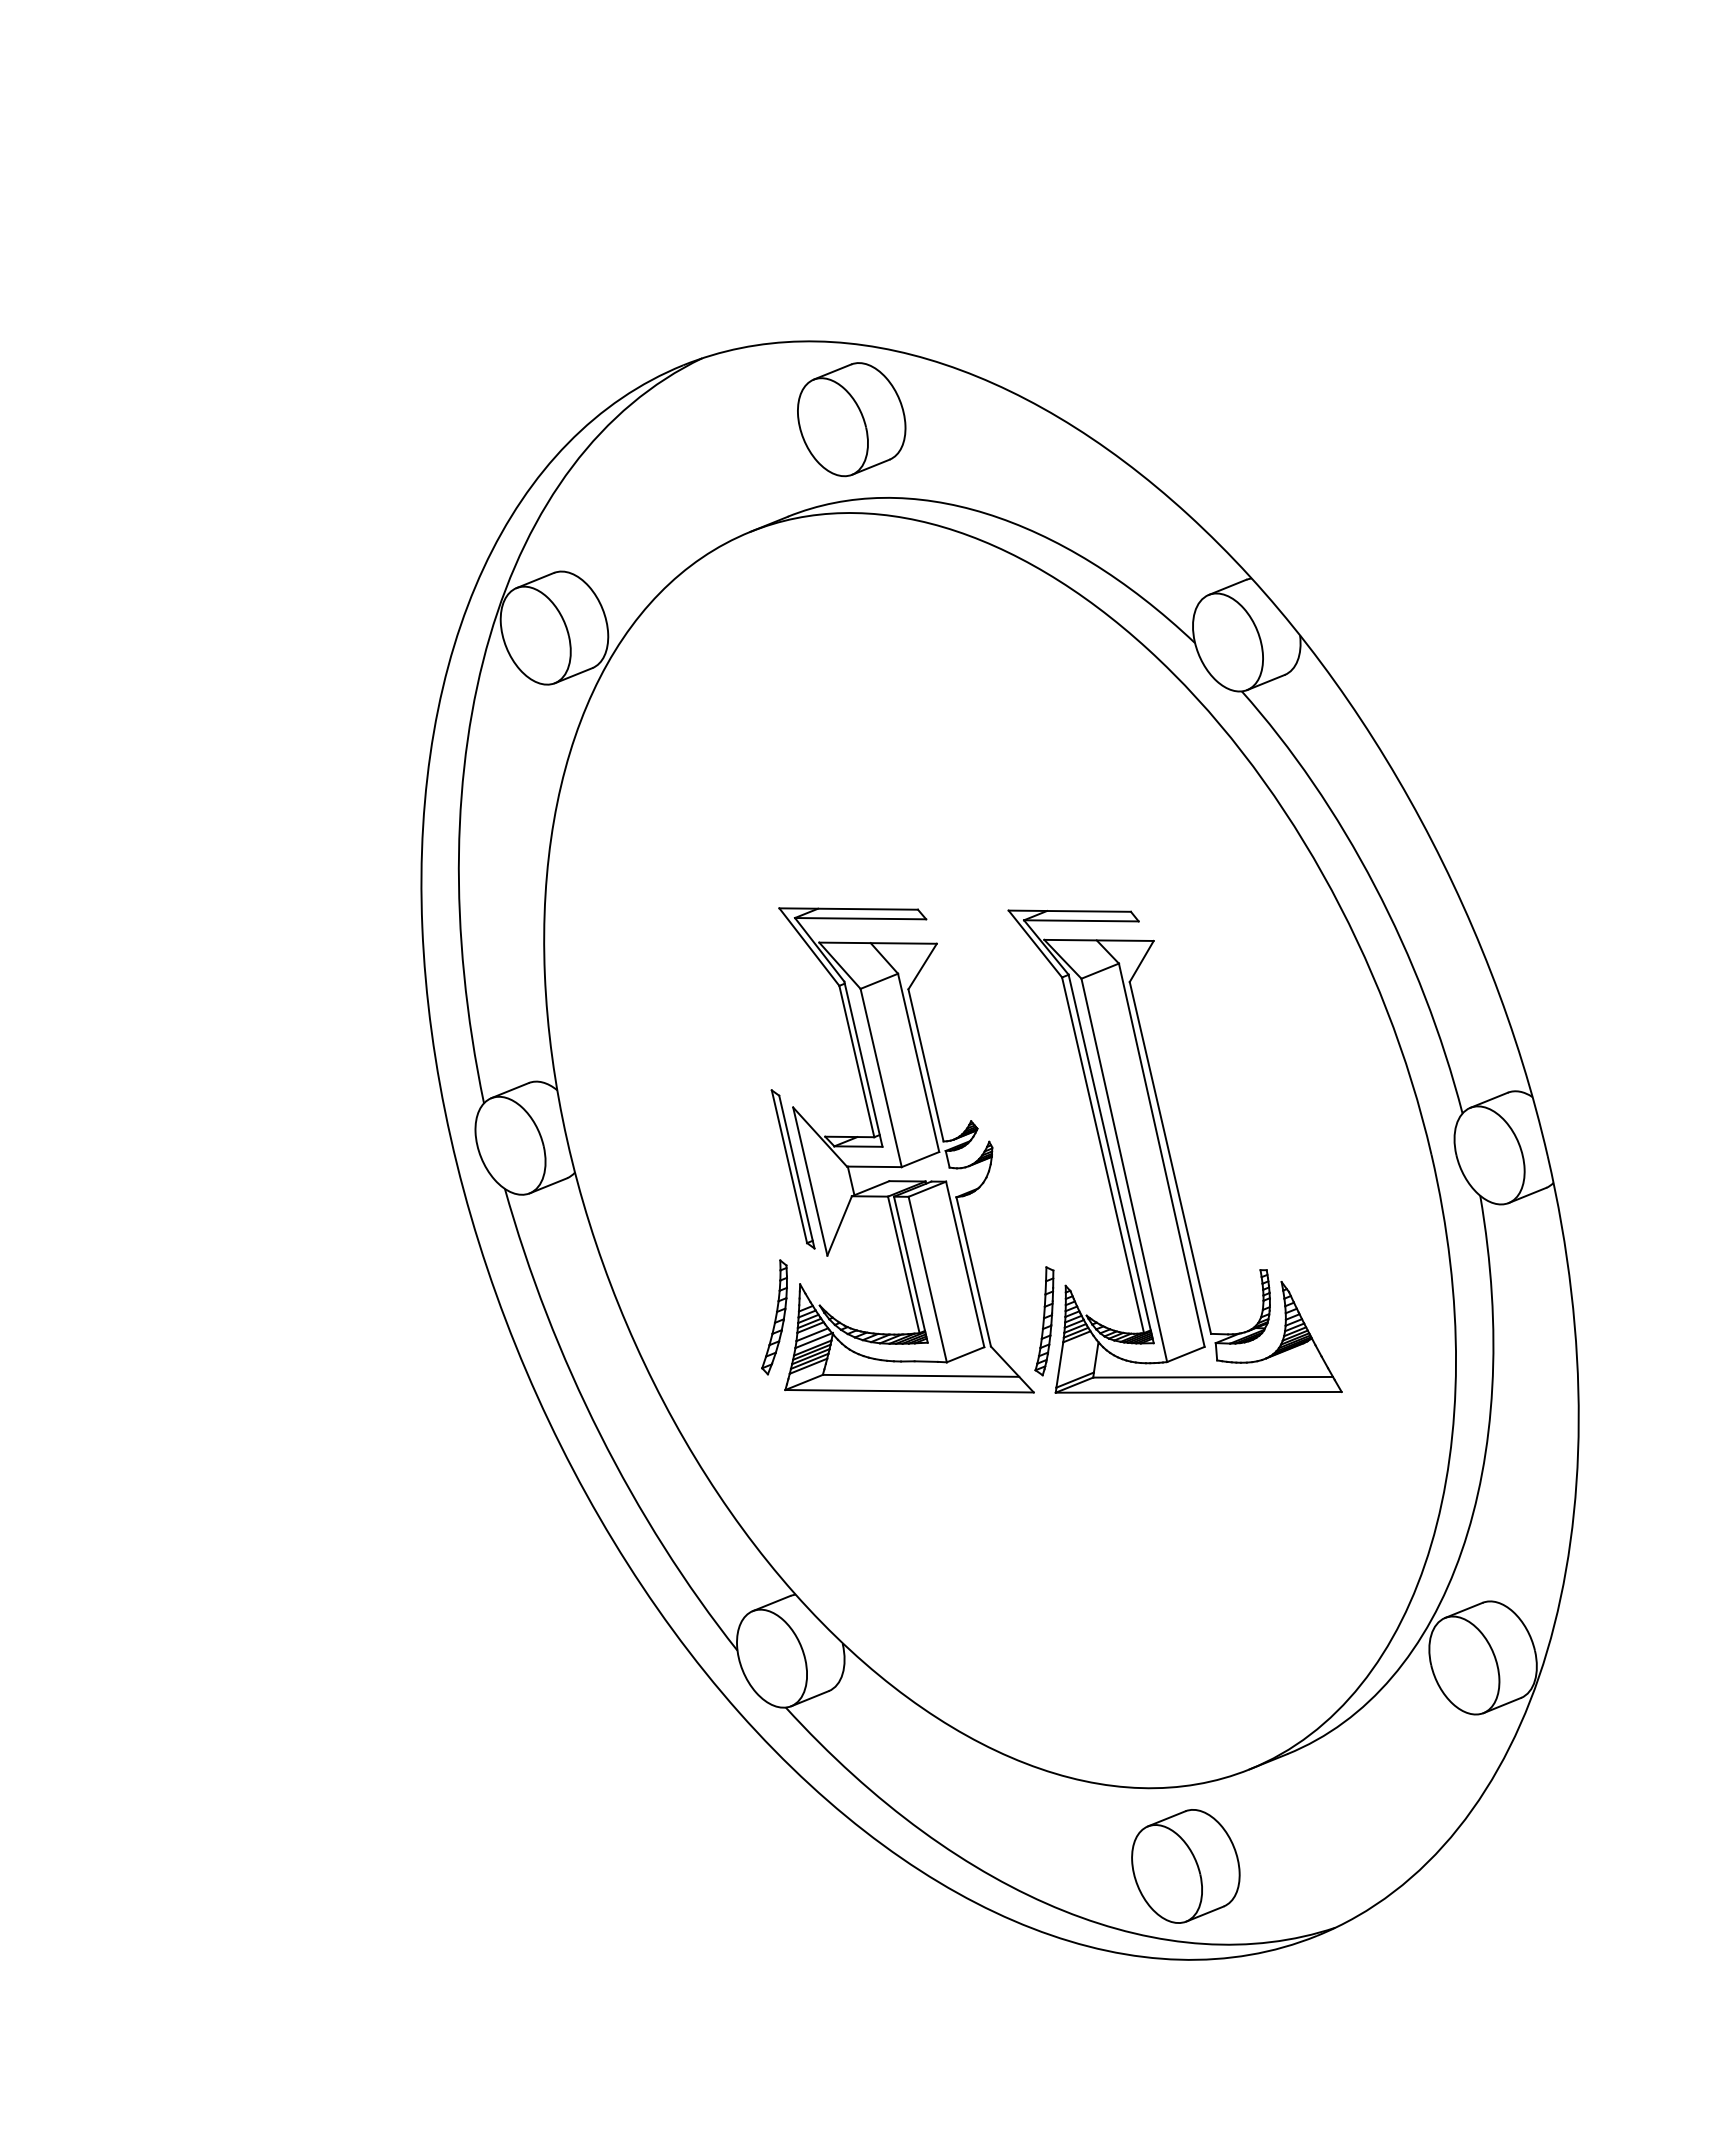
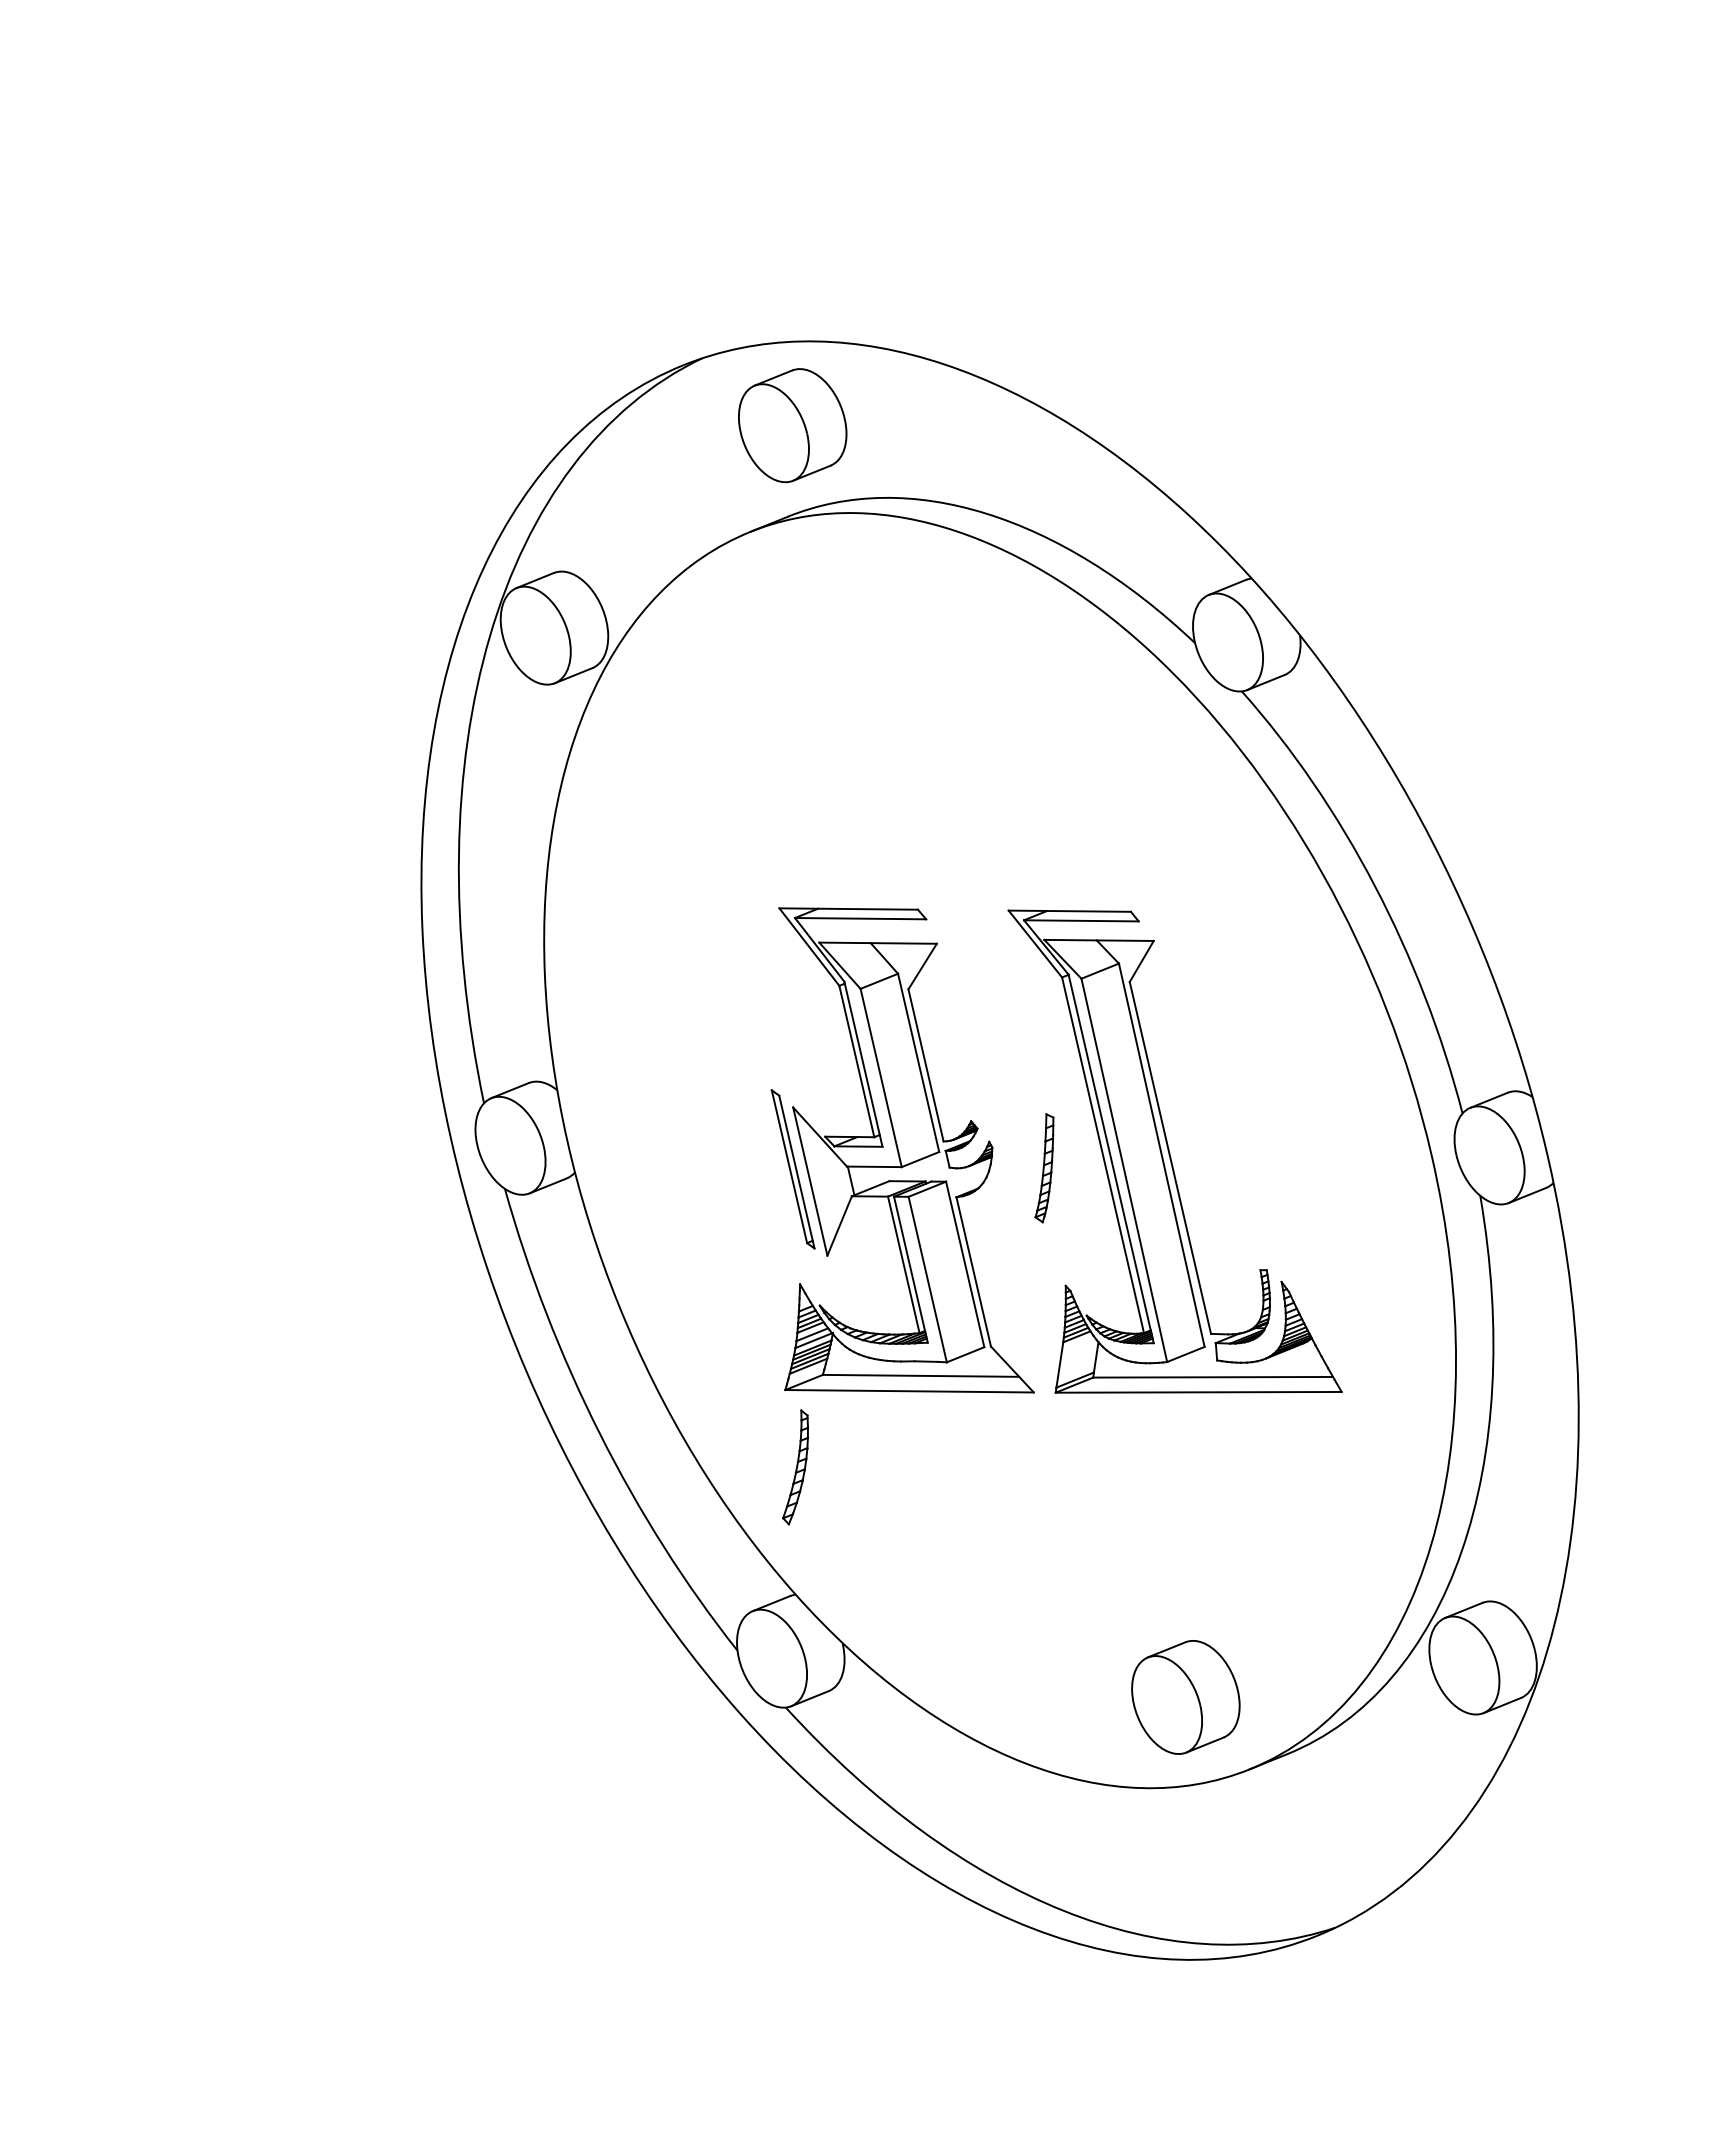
part position: (851, 419) -> (792, 425) (792, 425)
part position: (774, 1317) -> (795, 1467) (795, 1467)
part position: (1044, 1321) -> (1044, 1168) (1044, 1168)
part position: (1185, 1866) -> (1185, 1697) (1185, 1697)
